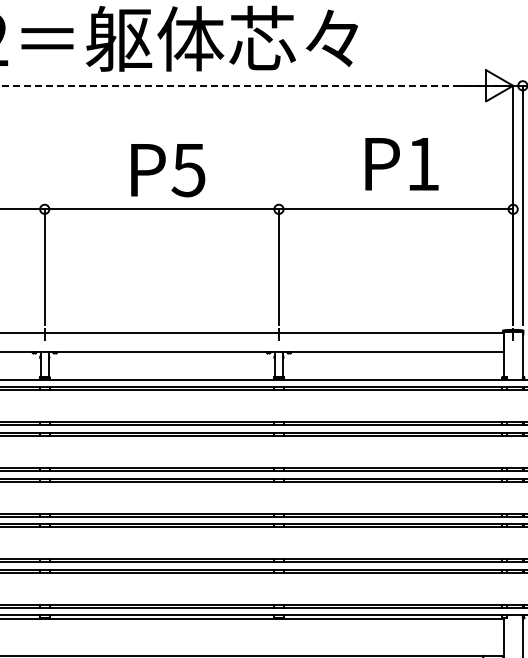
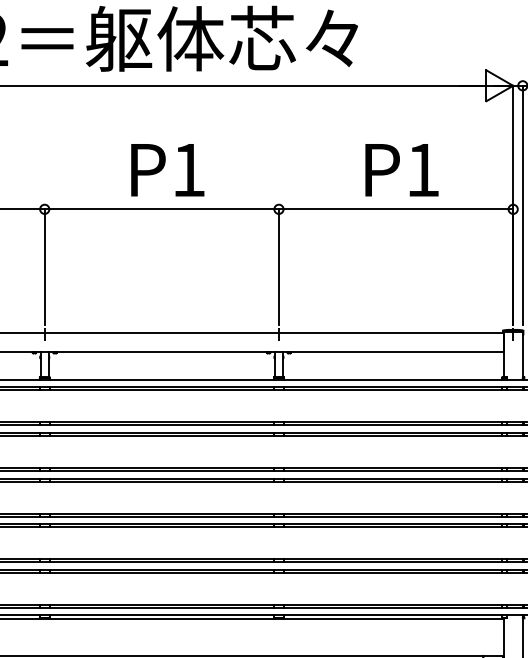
line: dashed -> solid (241, 85)
text position: (401, 164) -> (401, 170) (401, 170)
text: P5 -> P1 (188, 170)
